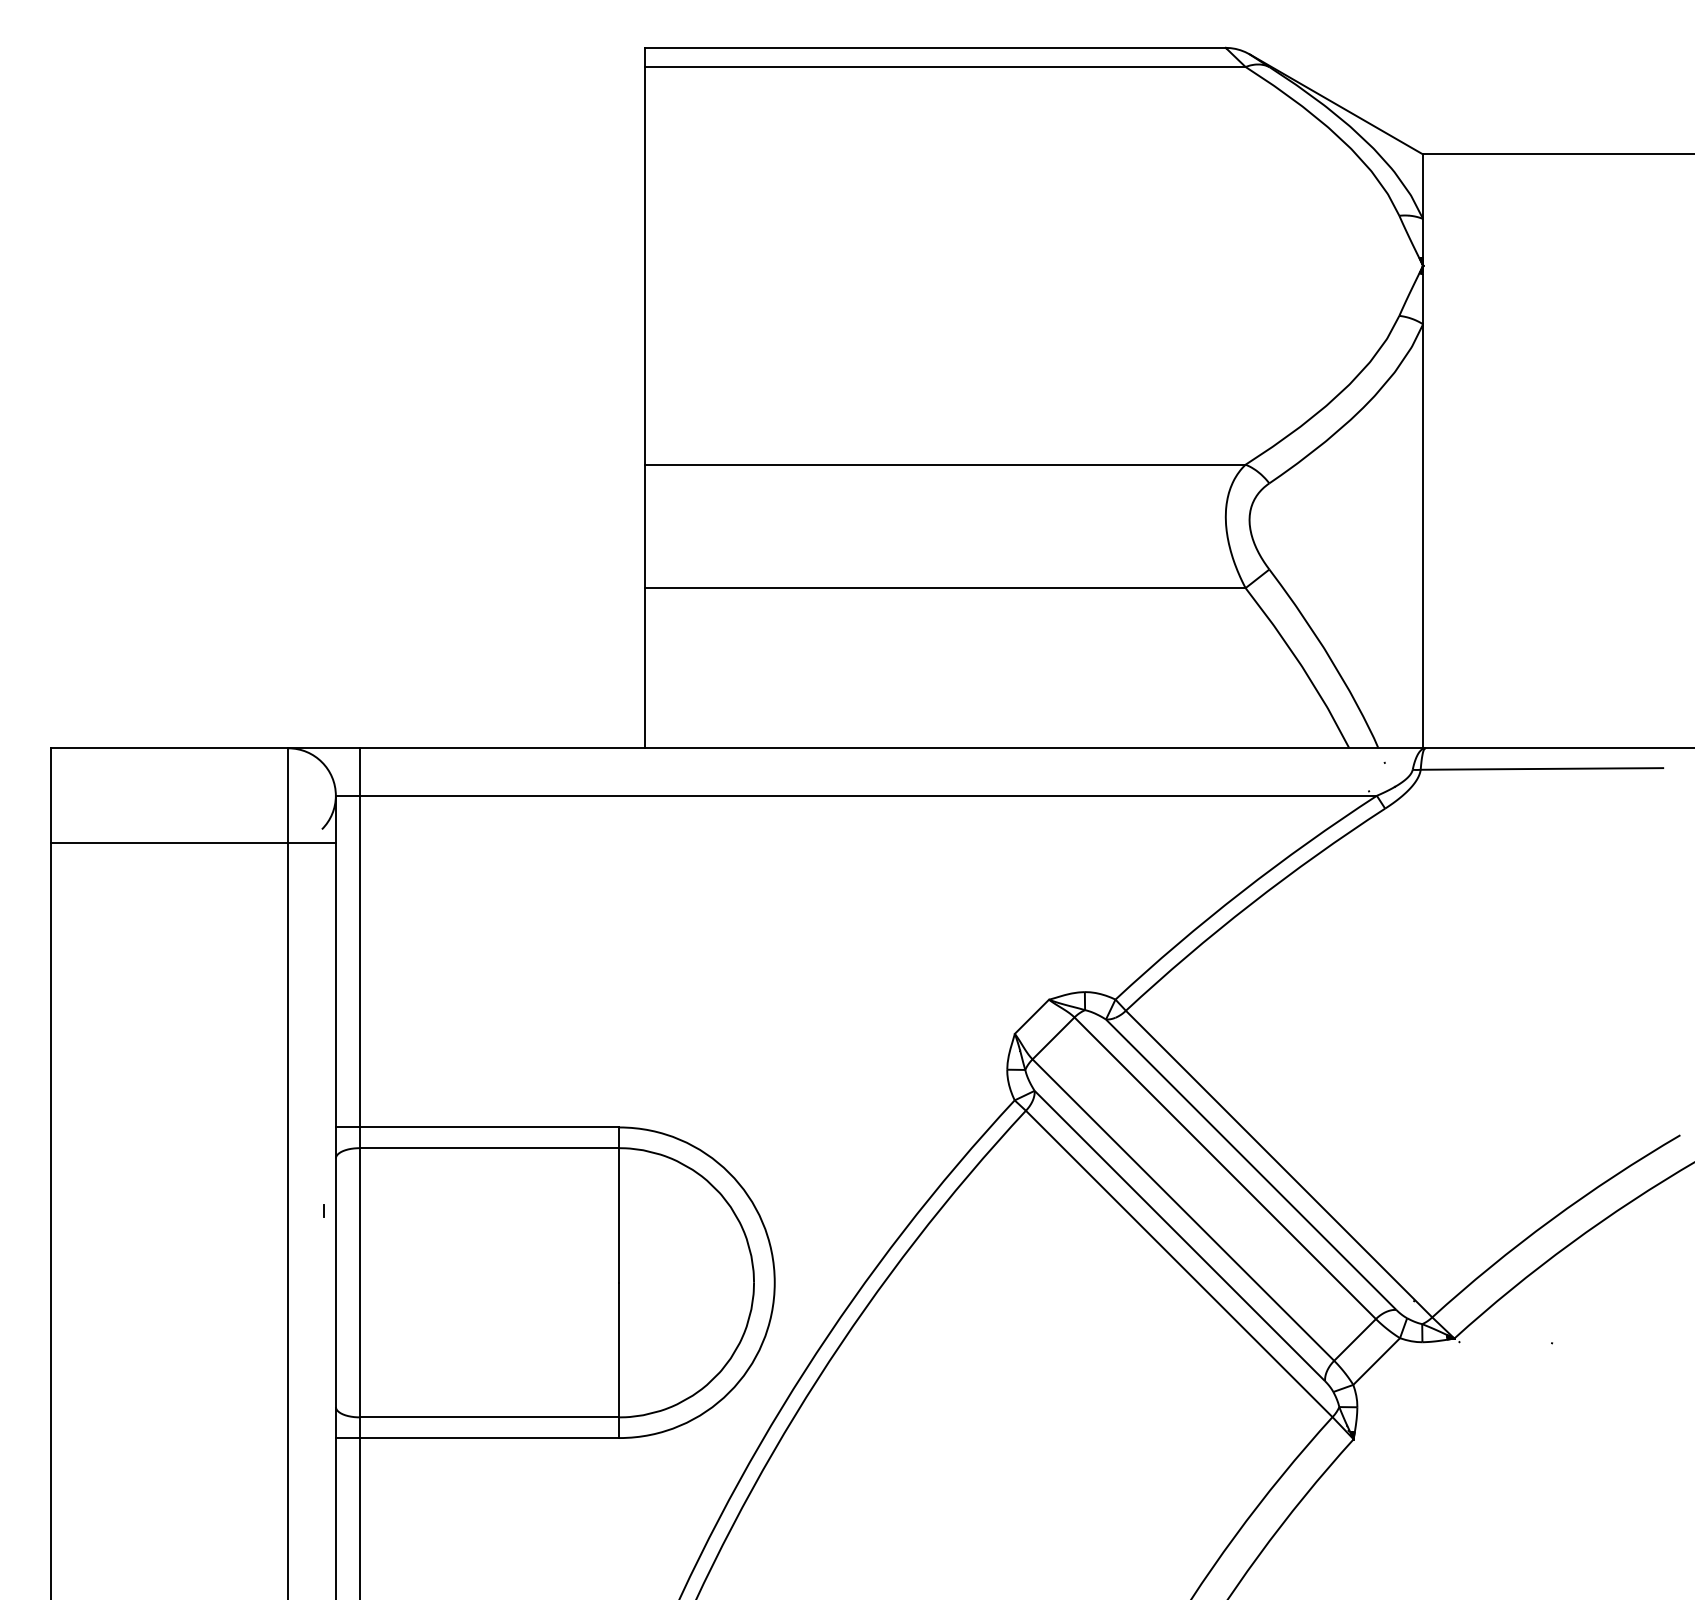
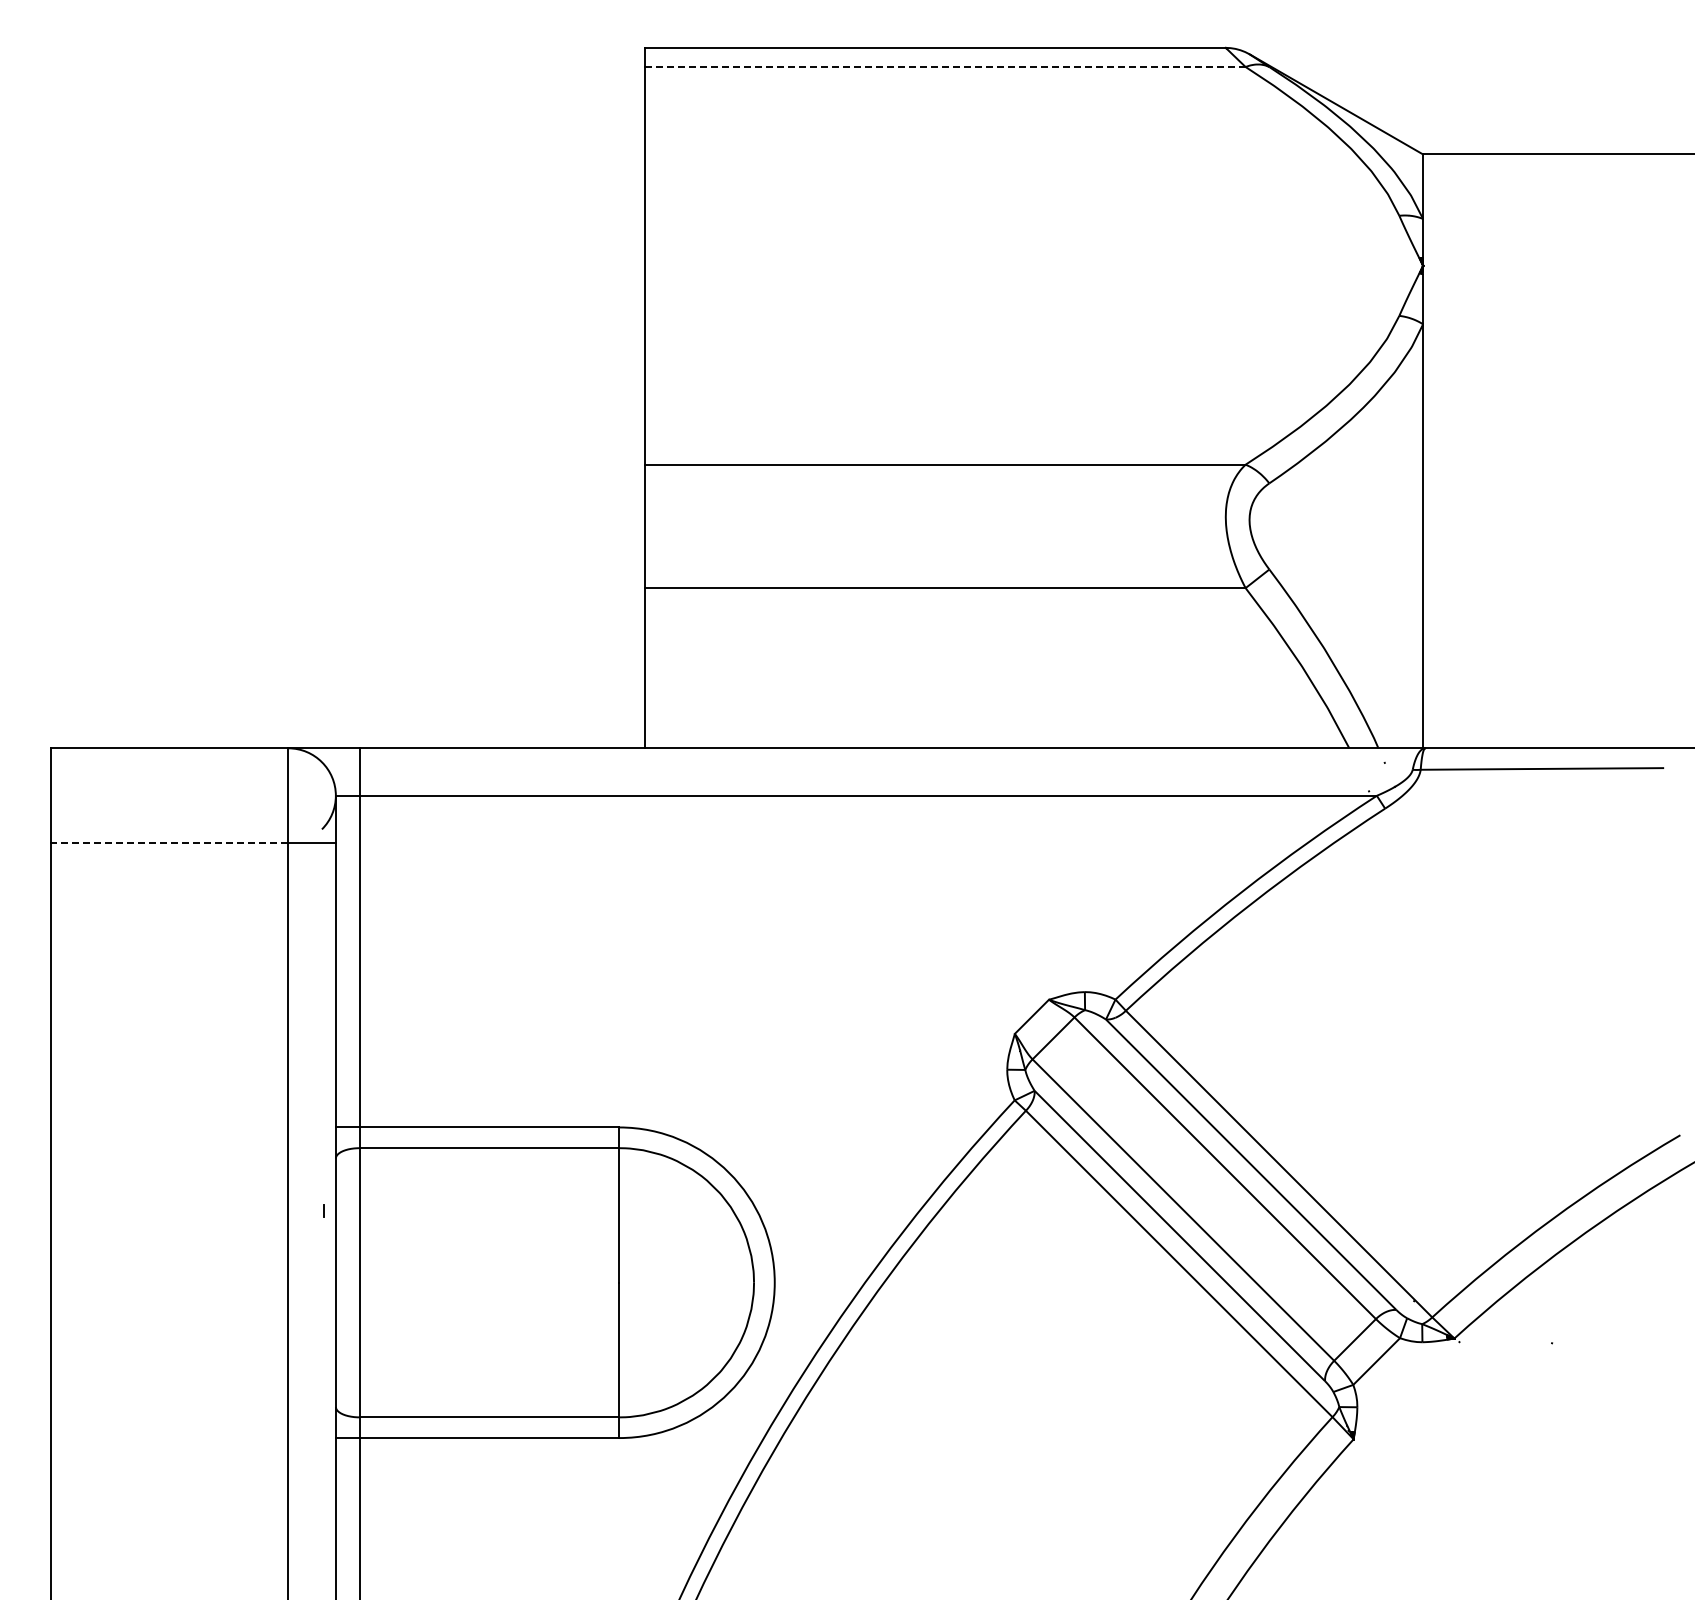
line: solid -> dashed (945, 67)
line: solid -> dashed (169, 843)
